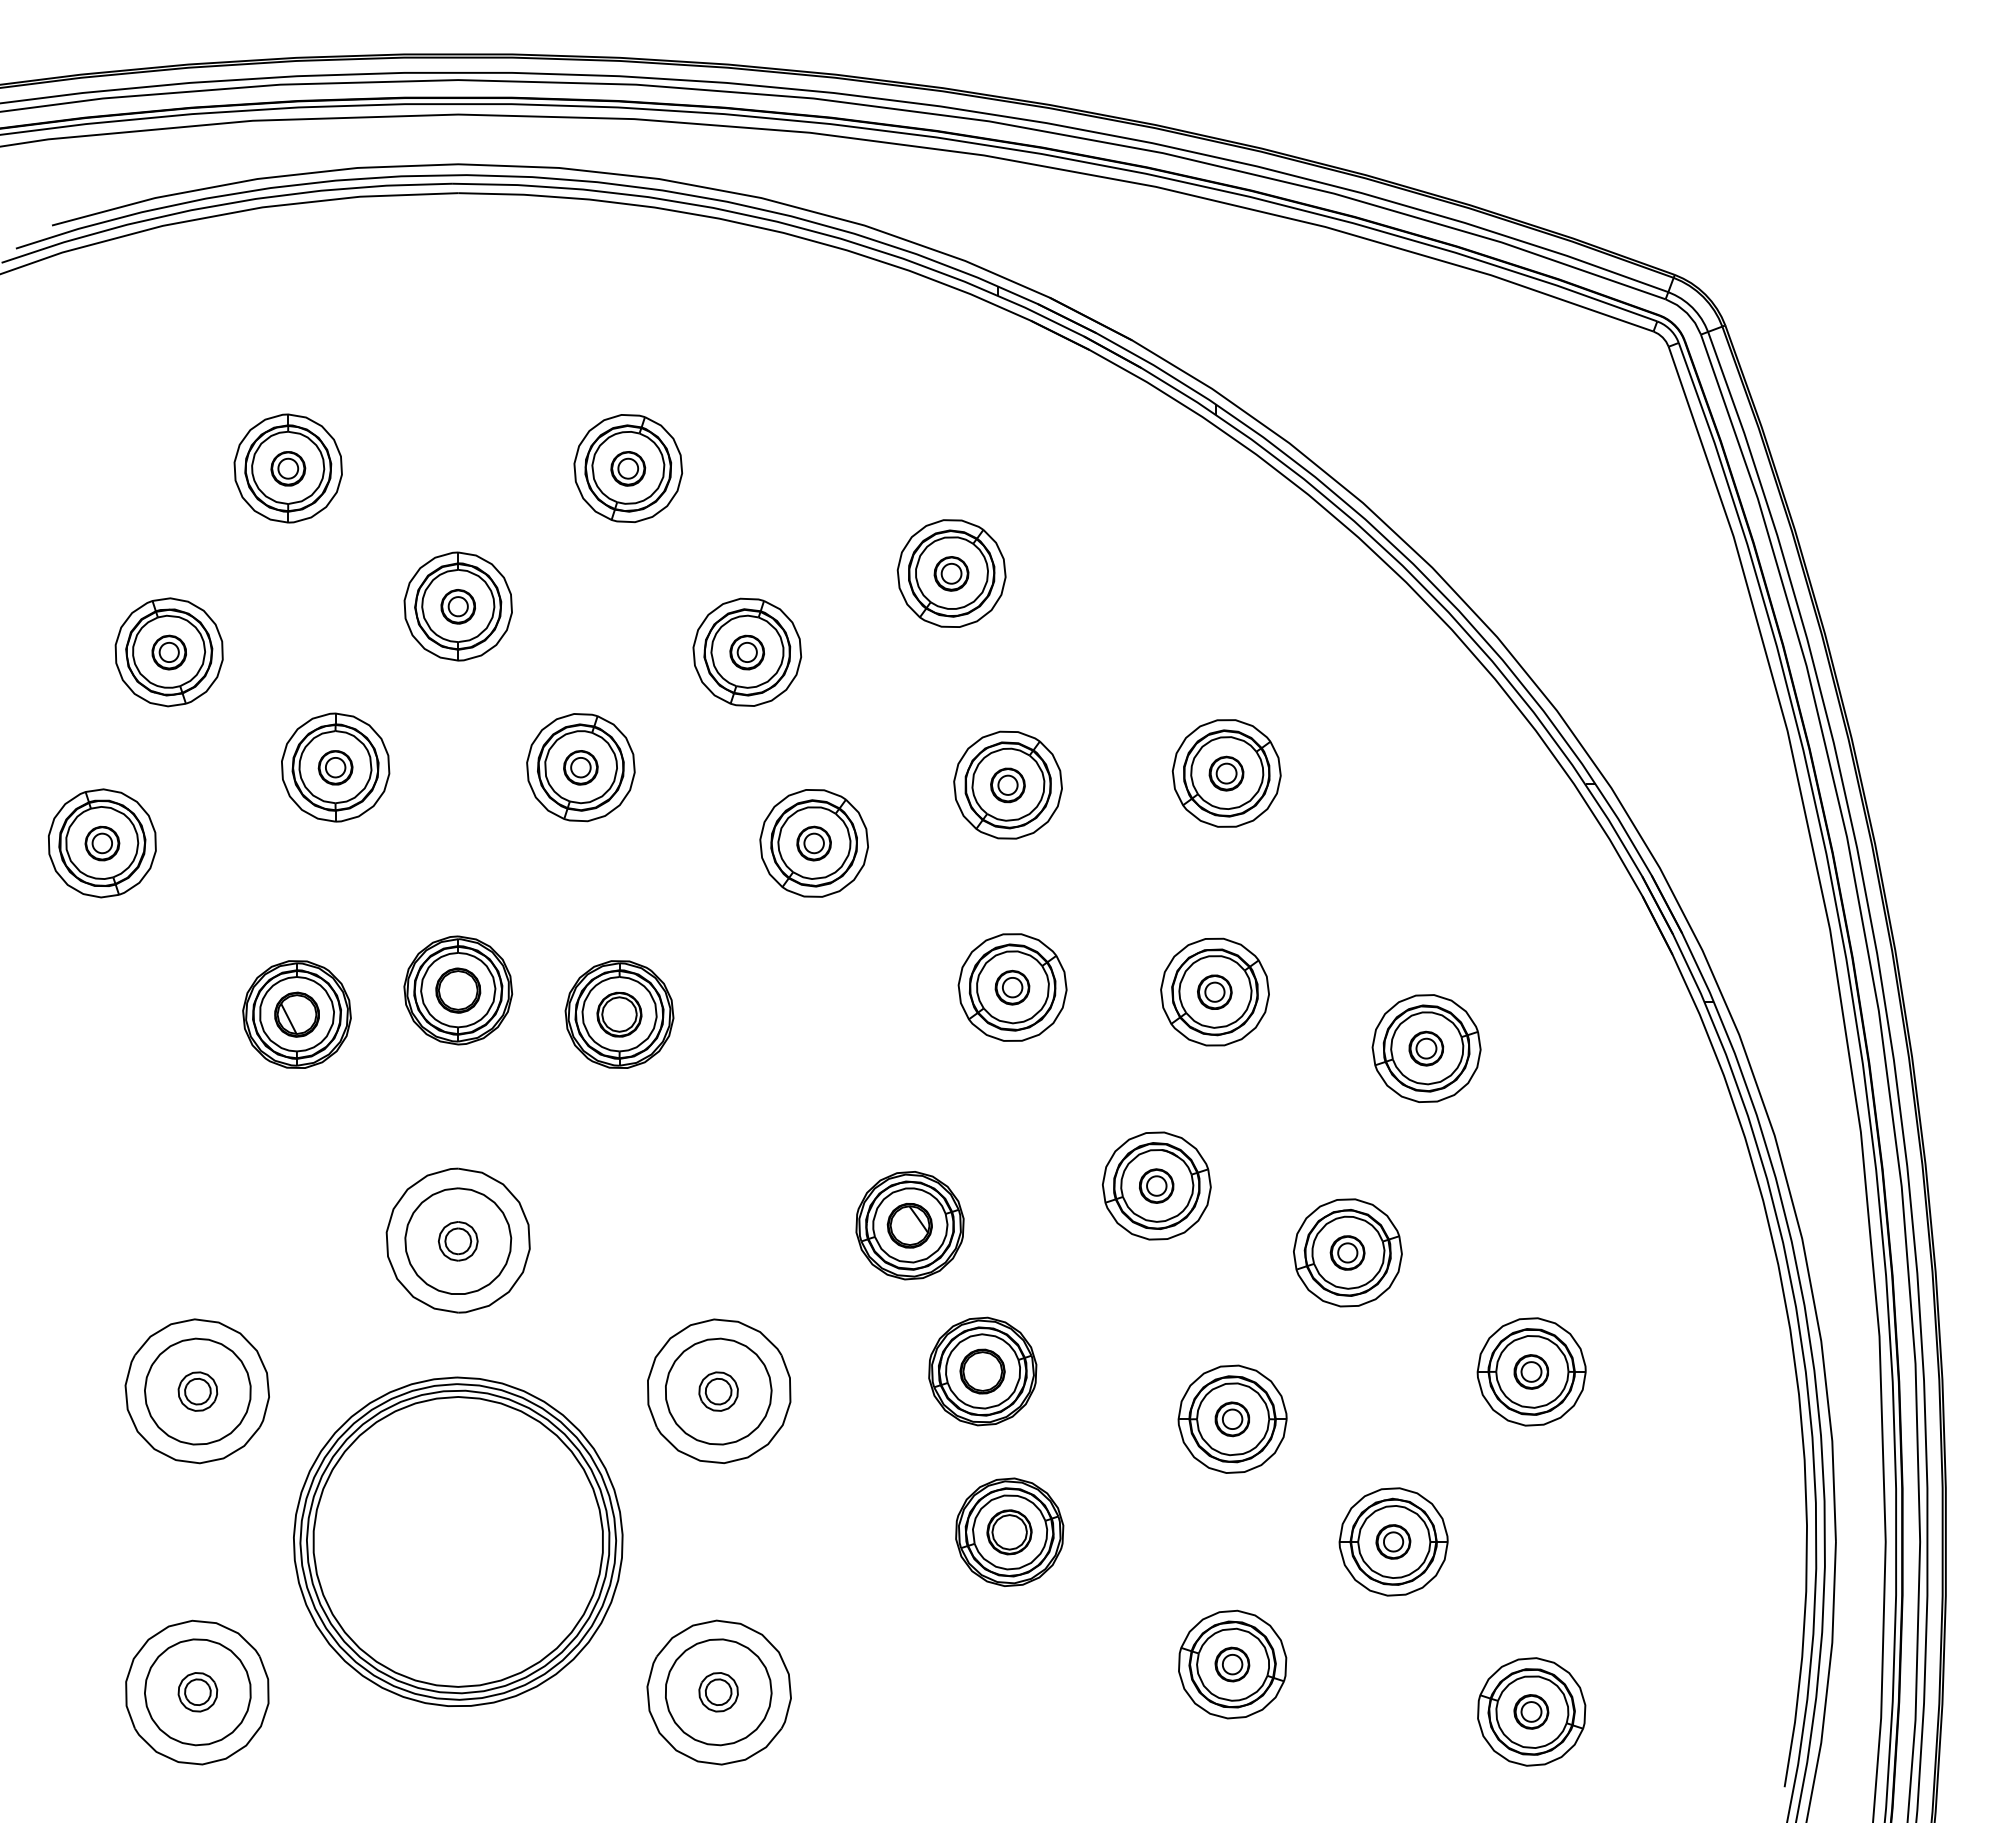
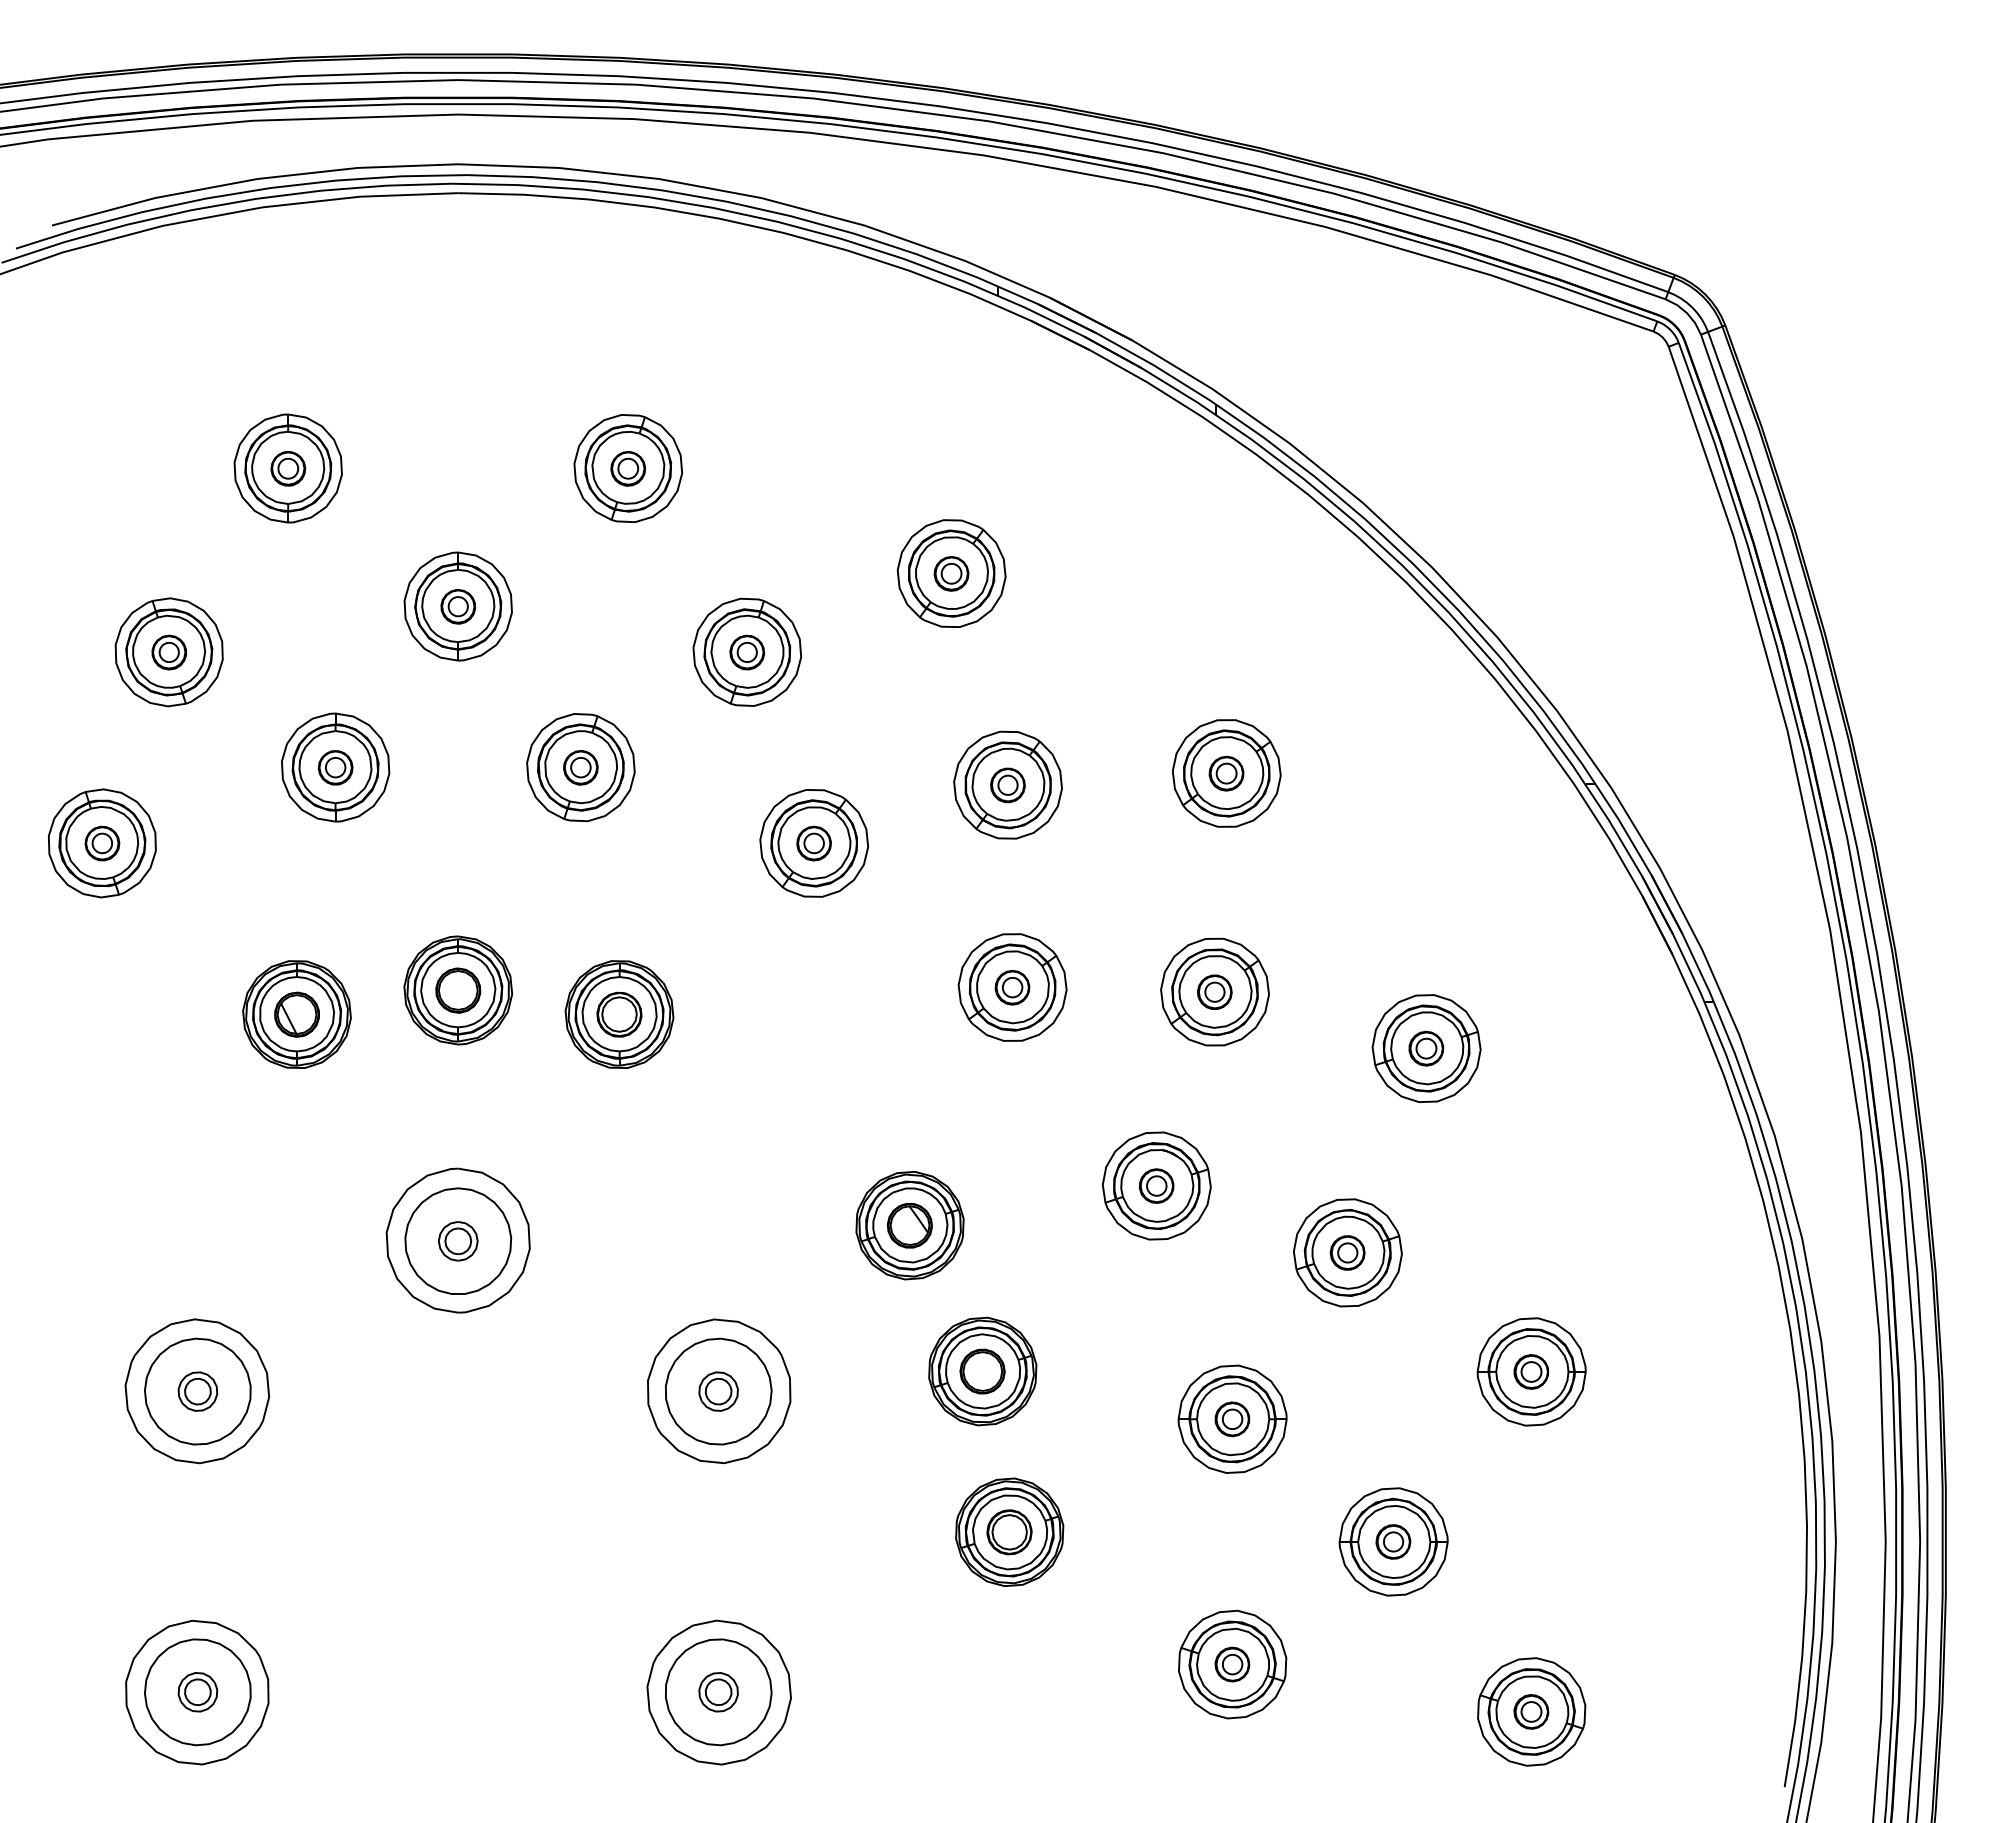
part: present -> none (458, 1541)
